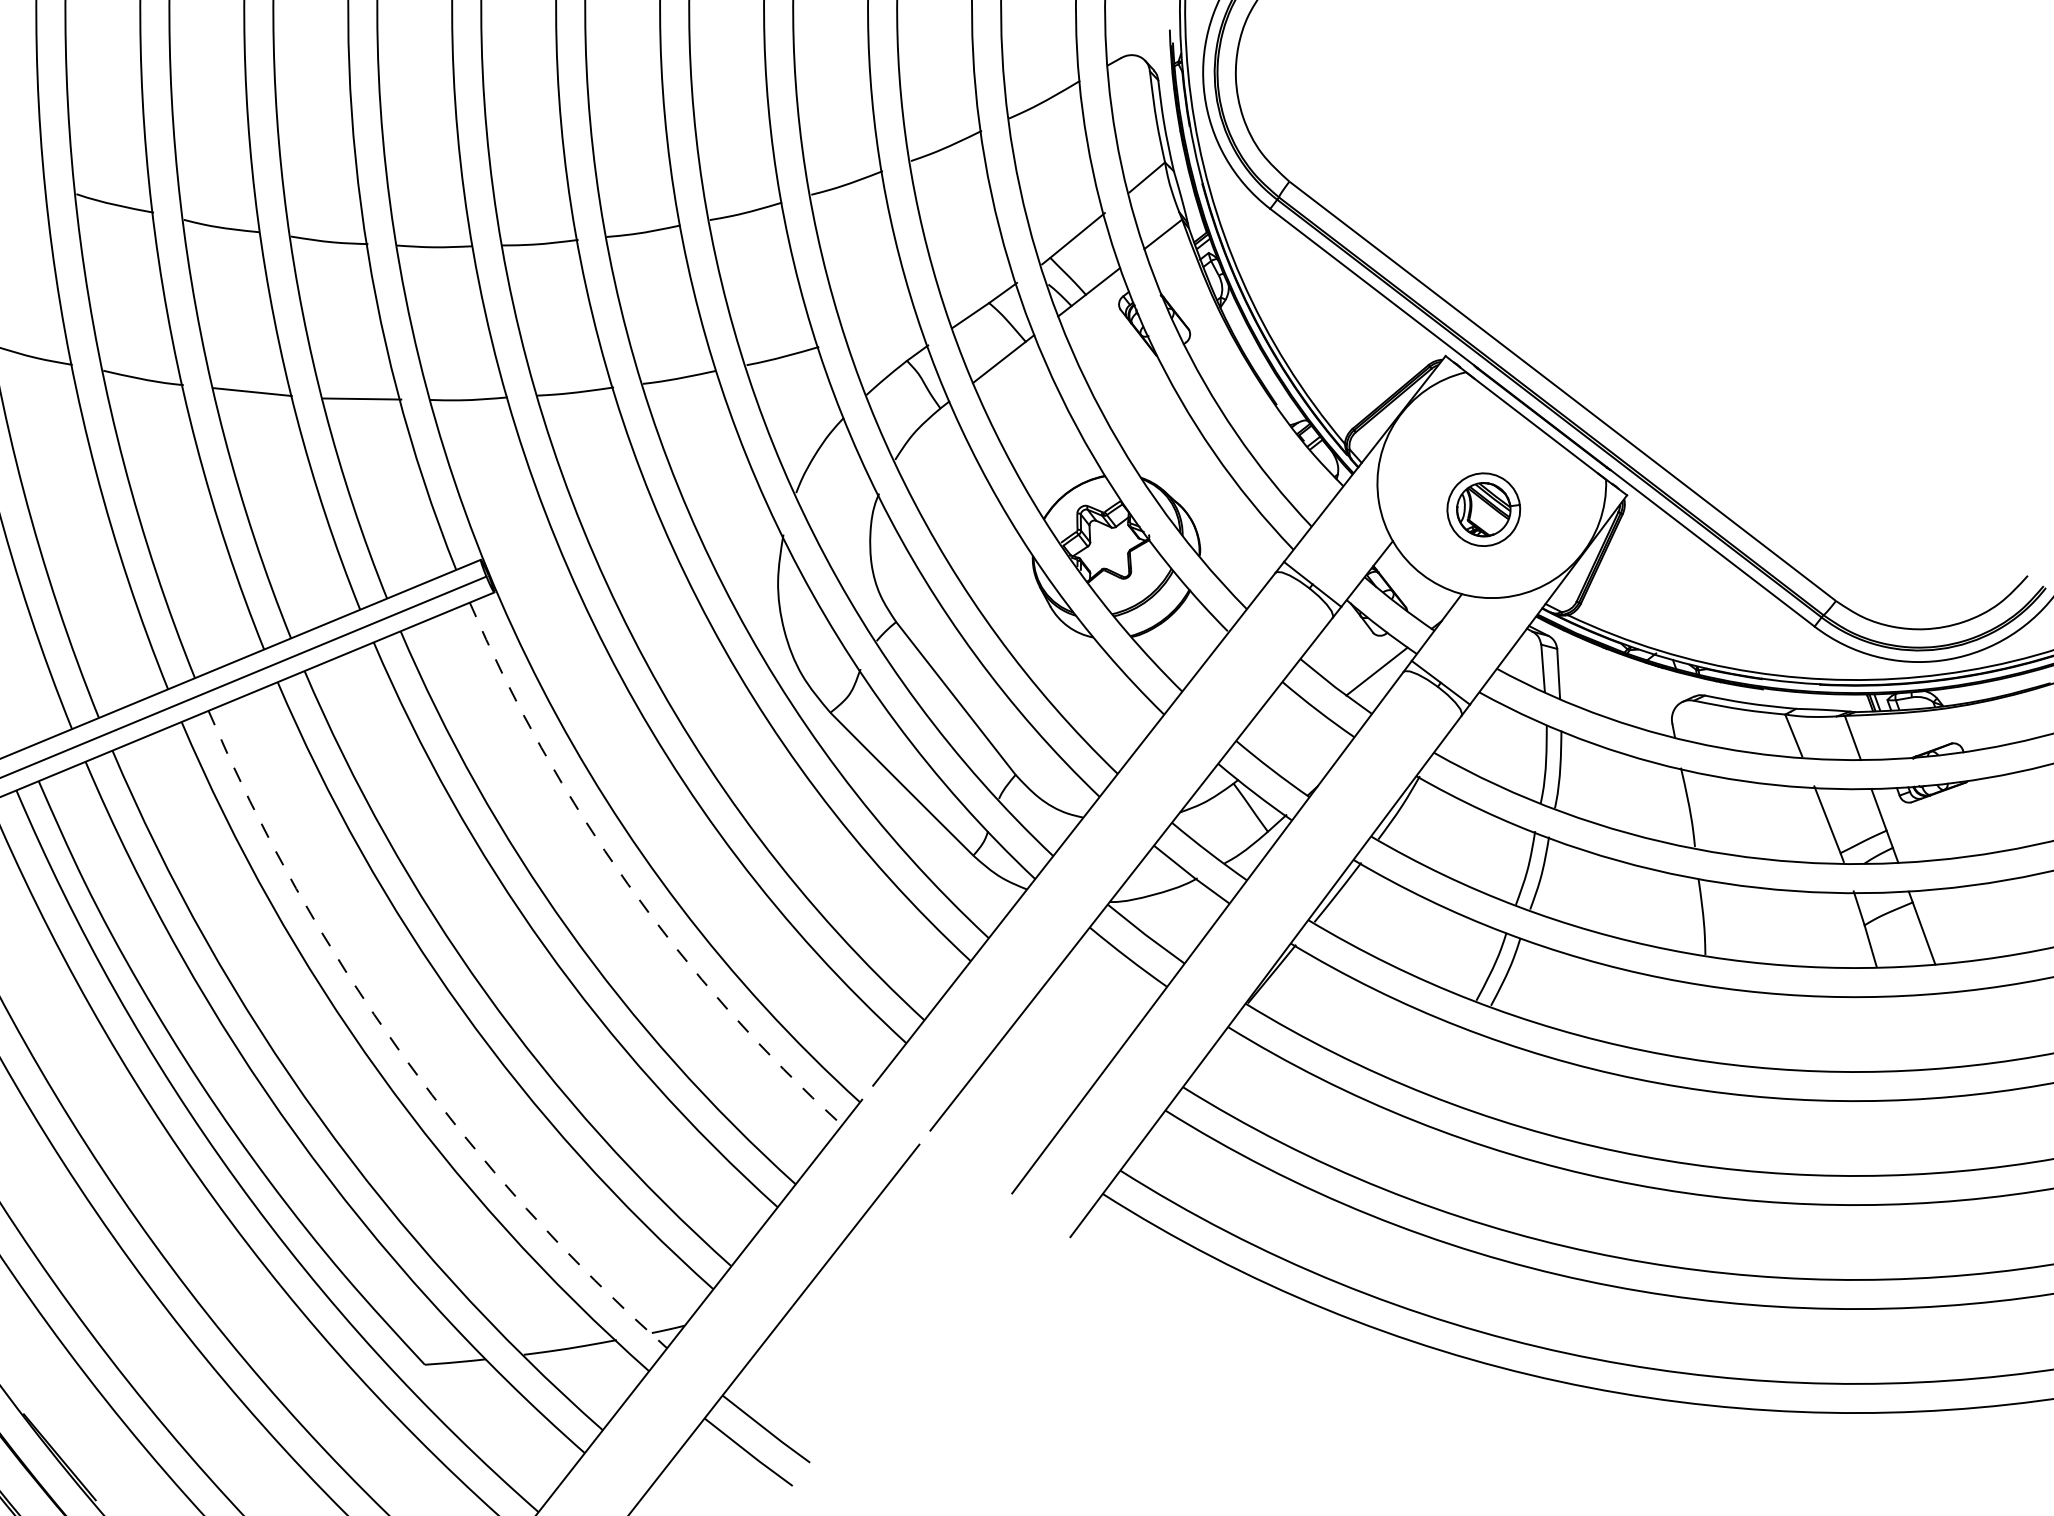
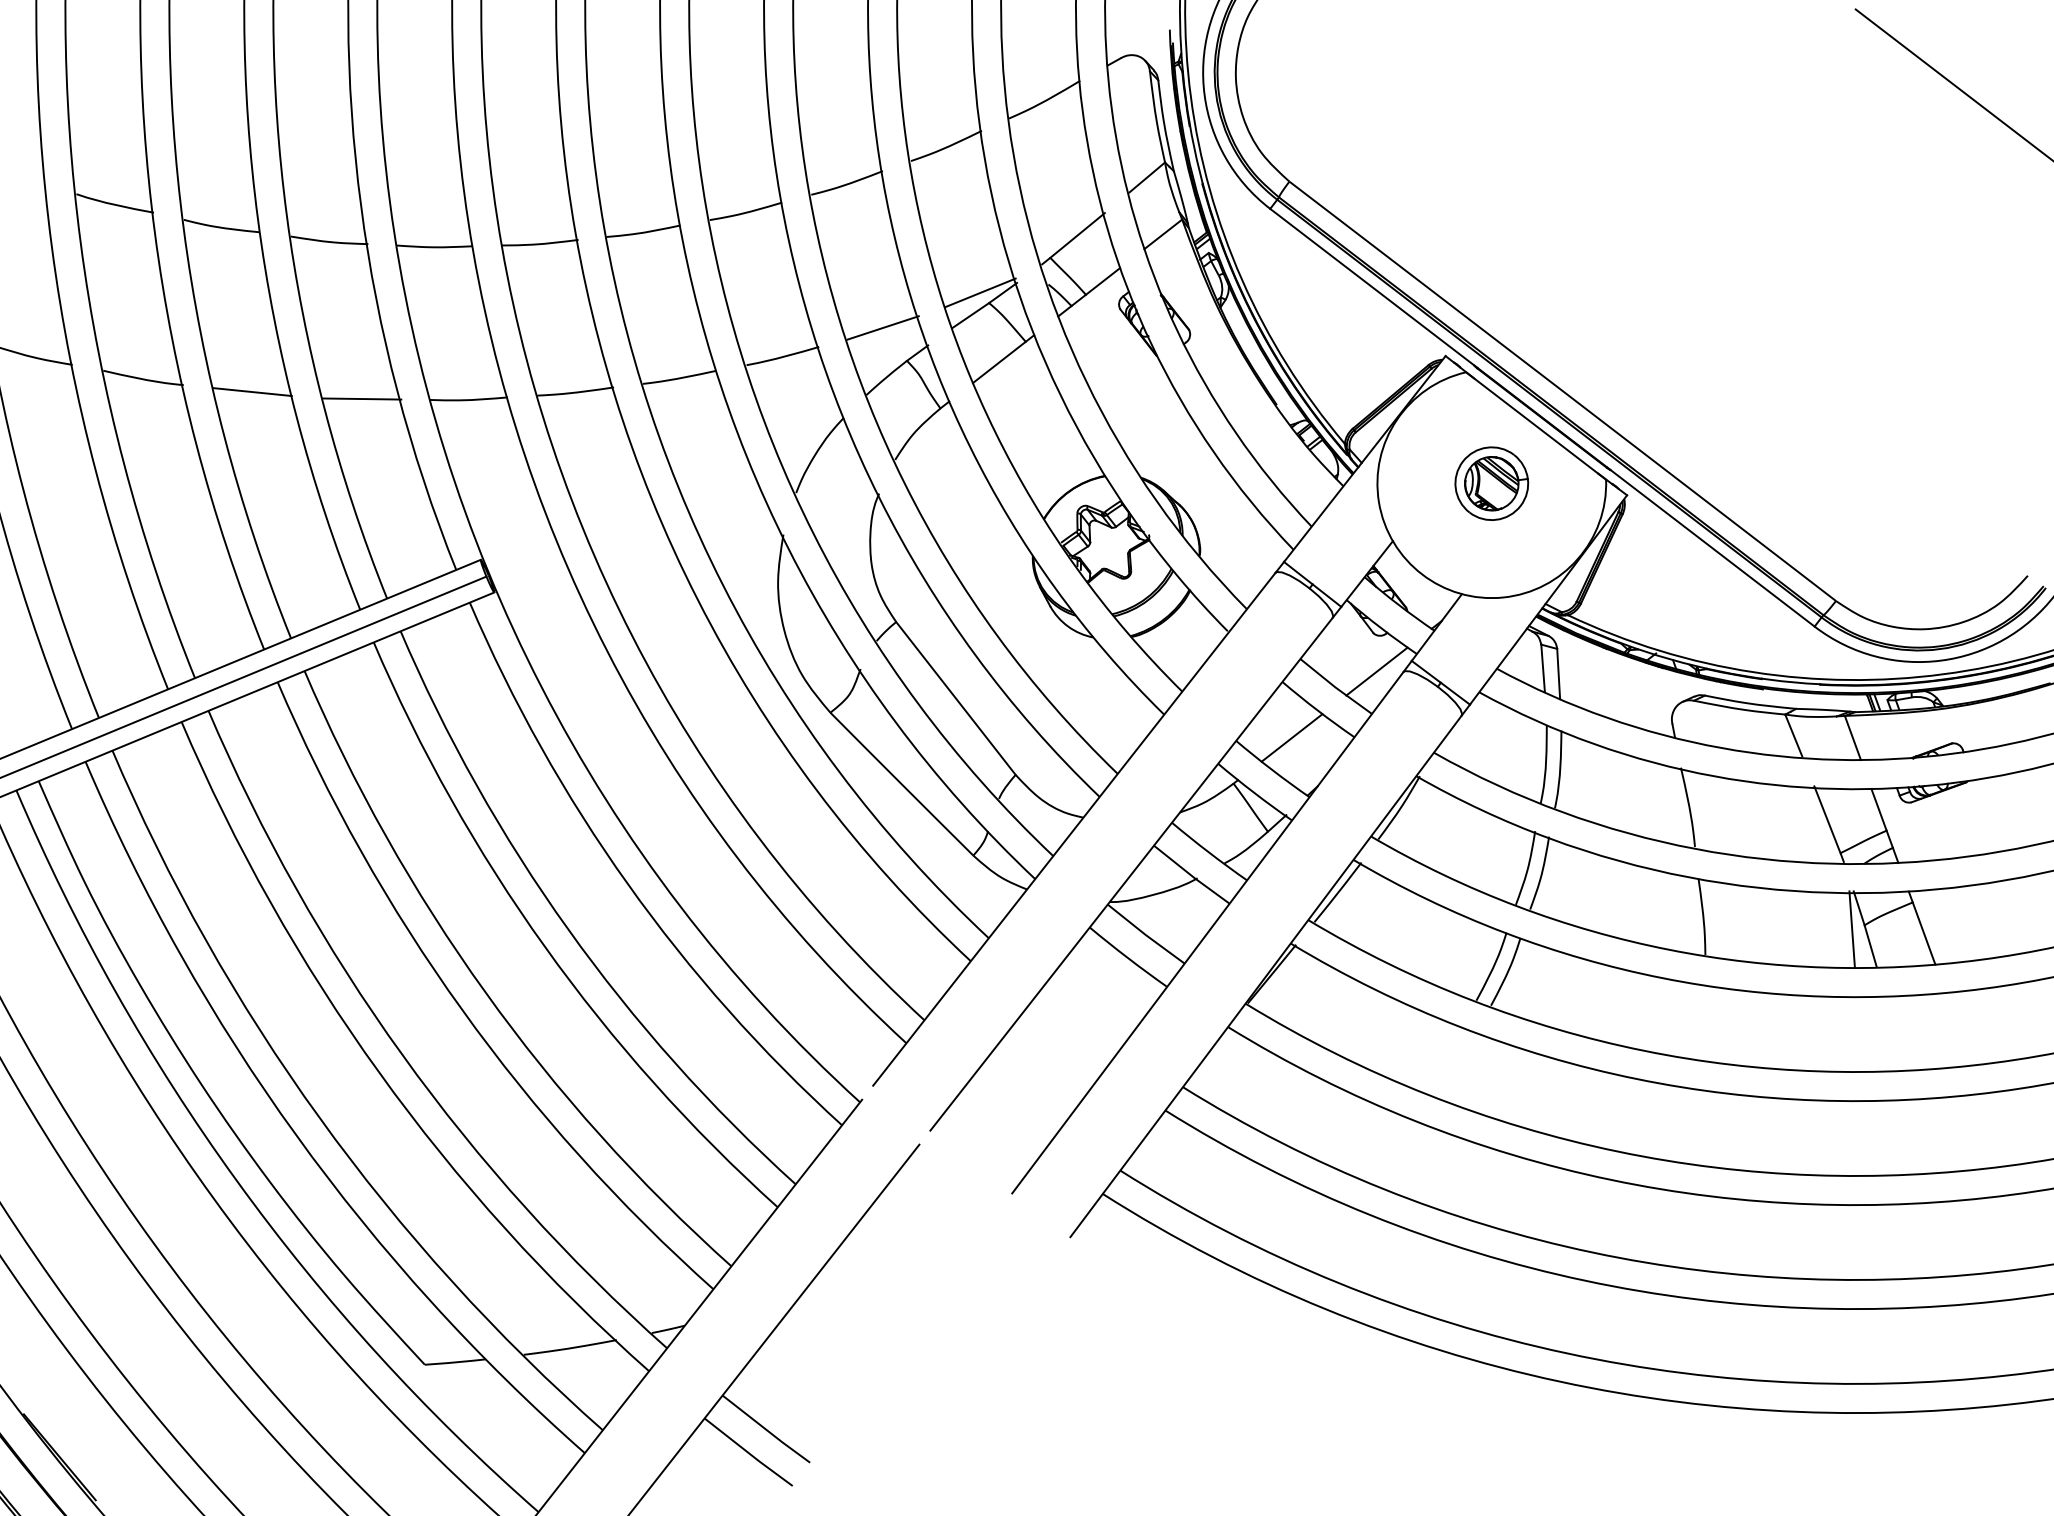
line: none -> present (1952, 83)
line: none -> present (980, 292)
line: none -> present (882, 327)
part position: (1483, 509) -> (1491, 483) (1491, 483)
line: none -> present (1291, 737)
arc: dashed -> solid (627, 884)
line: none -> present (1851, 929)
arc: dashed -> solid (402, 1055)
